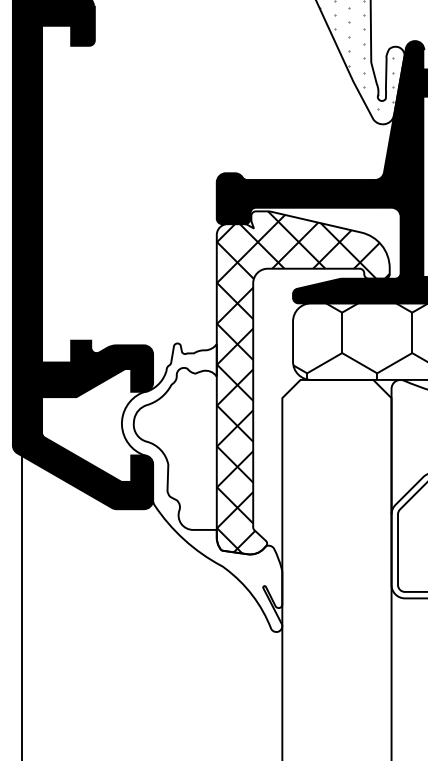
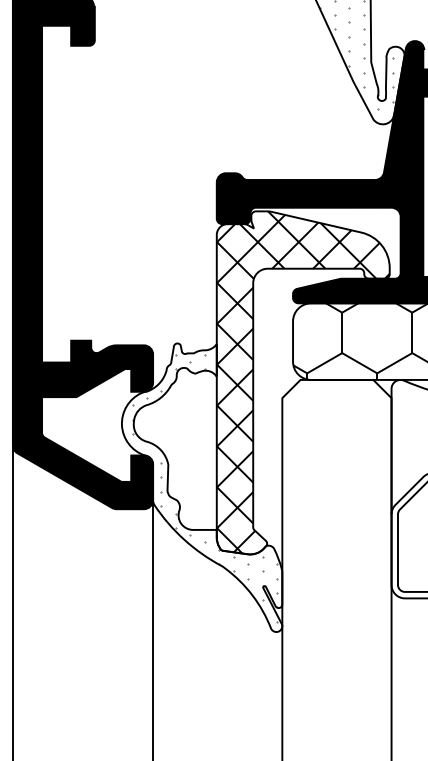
hatch: none -> present (204, 487)
line position: (21, 601) -> (12, 601) (12, 601)
line: none -> present (153, 628)
